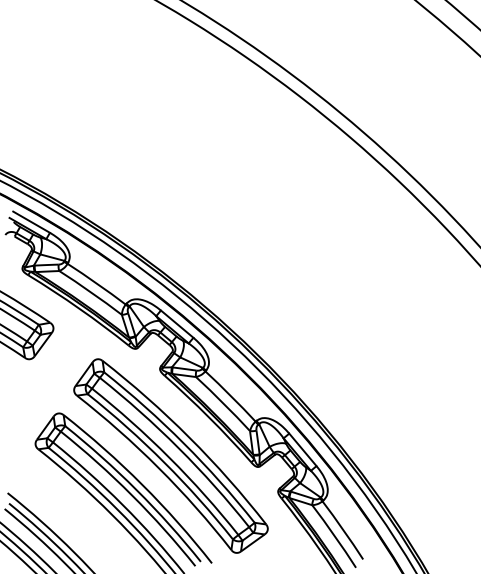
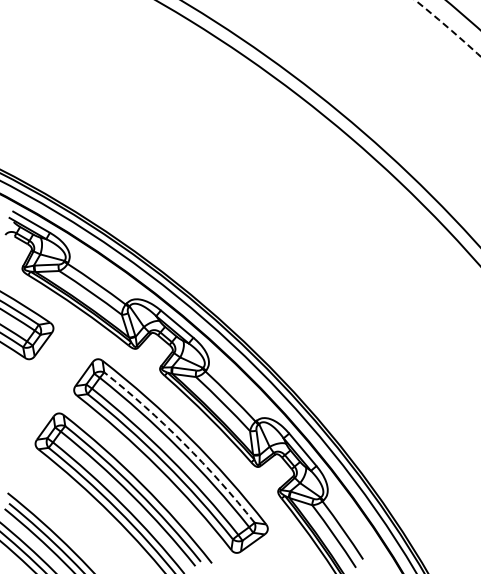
circle: solid -> dashed (447, 28)
arc: solid -> dashed (183, 443)
